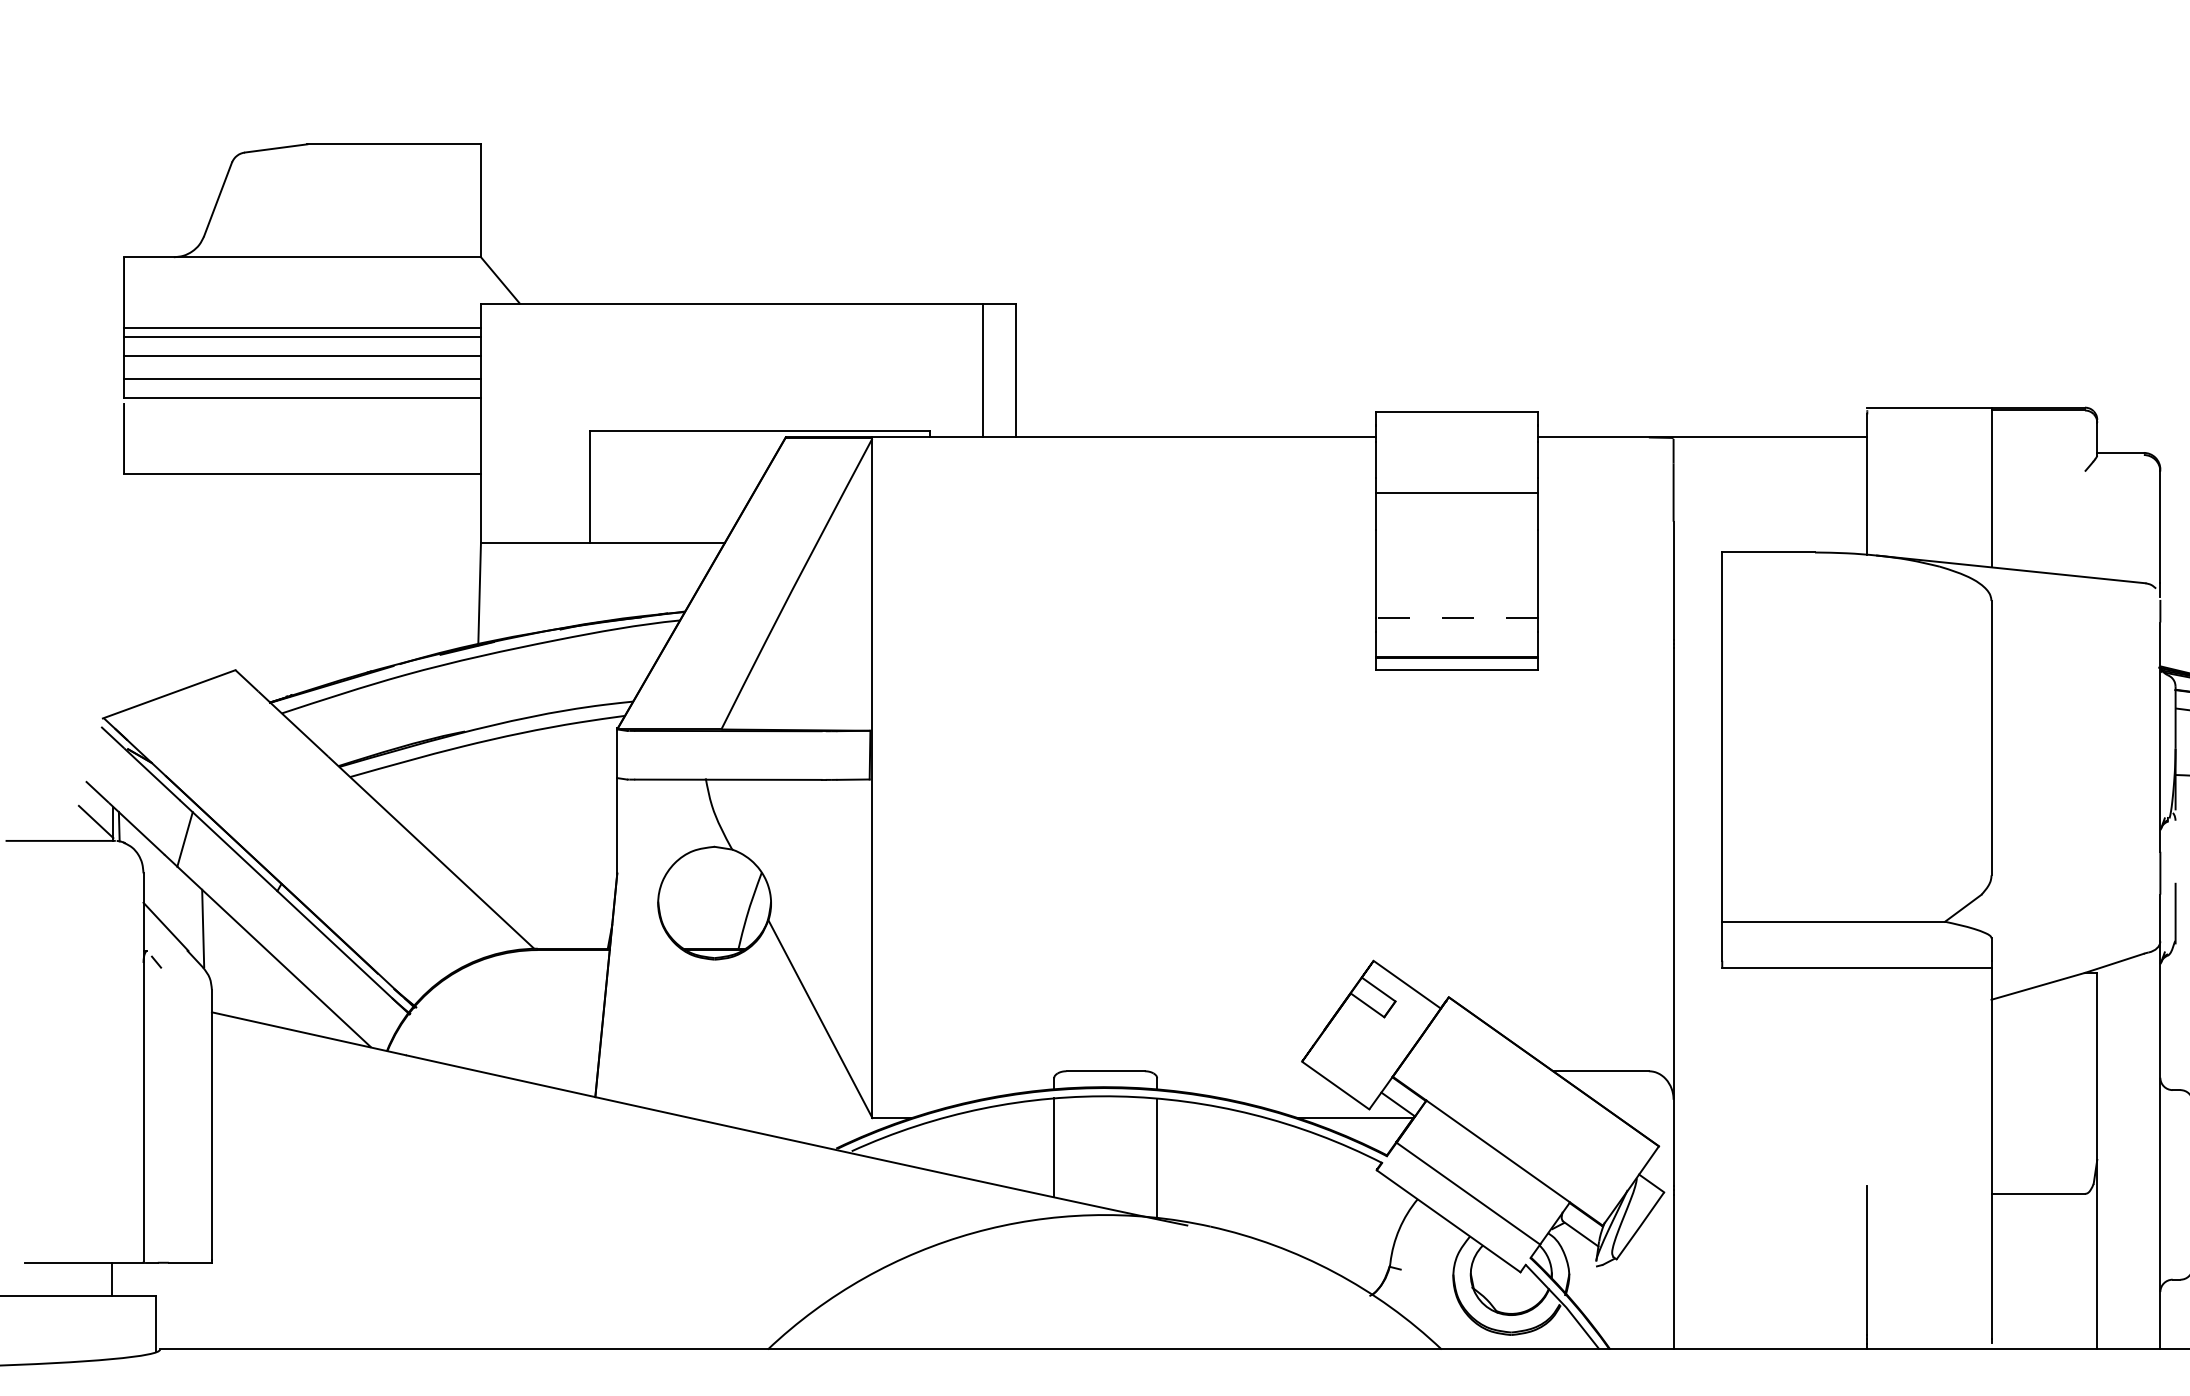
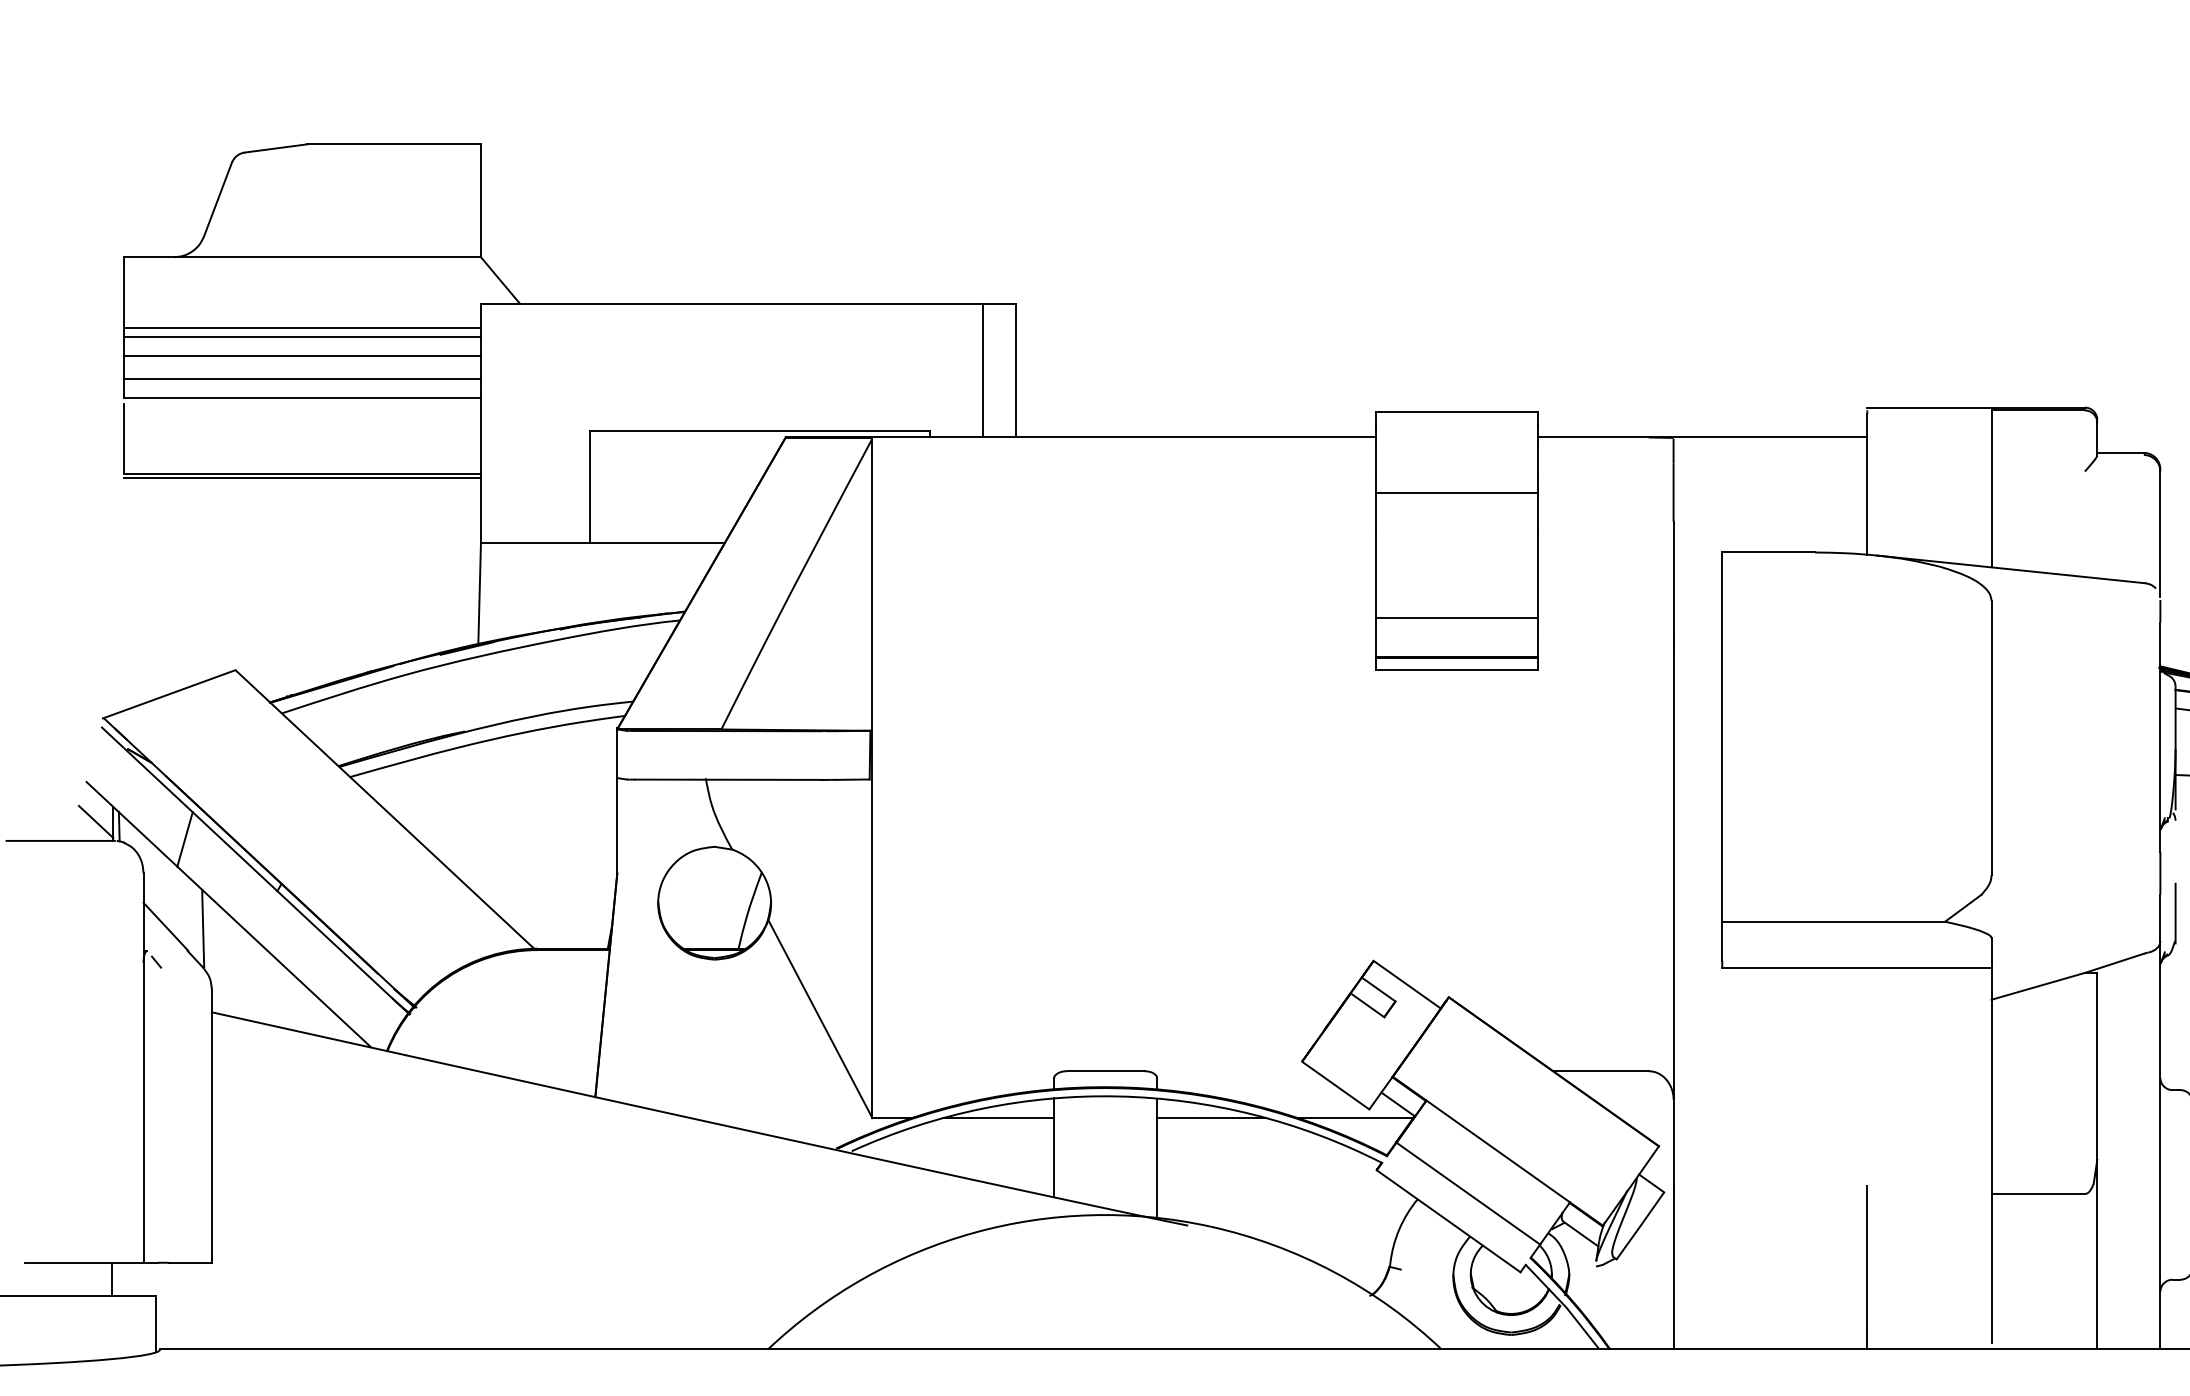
line: none -> present (302, 477)
line: dashed -> solid (1456, 617)
line: none -> present (998, 1118)
line: none -> present (1211, 1118)
